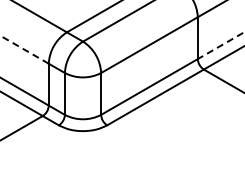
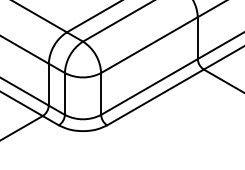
line: dashed -> solid (221, 45)
line: dashed -> solid (24, 49)
